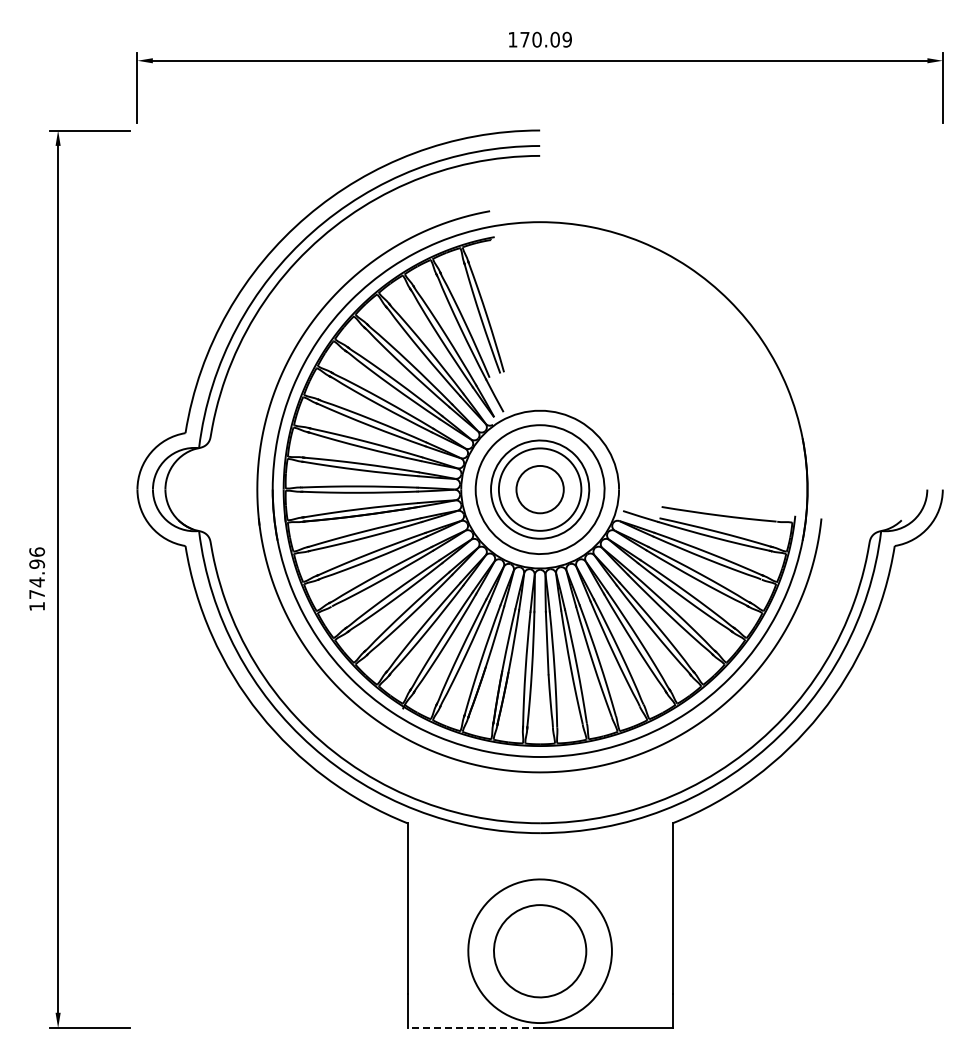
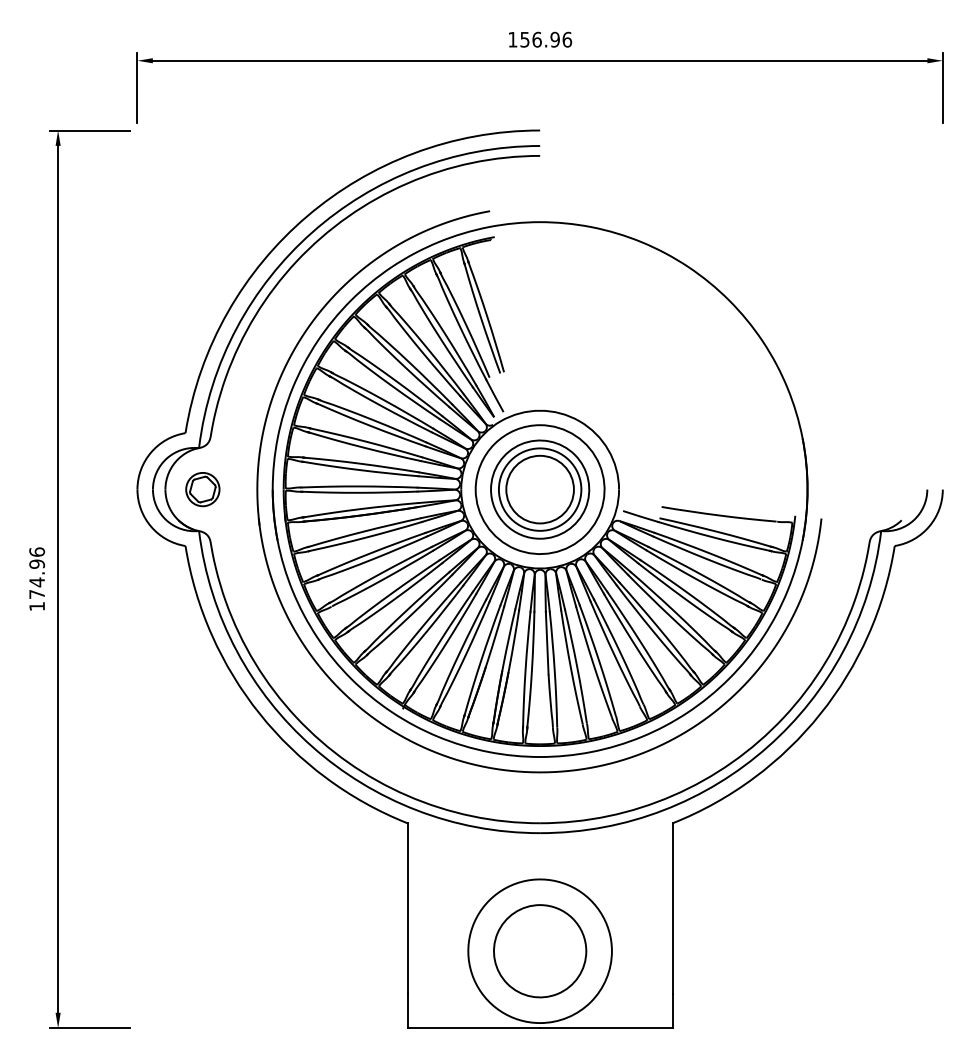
text: 170.09 -> 156.96 (546, 39)
part: none -> present (202, 489)
circle diameter: 47 px -> 68 px (539, 489)
line: dashed -> solid (473, 1028)
